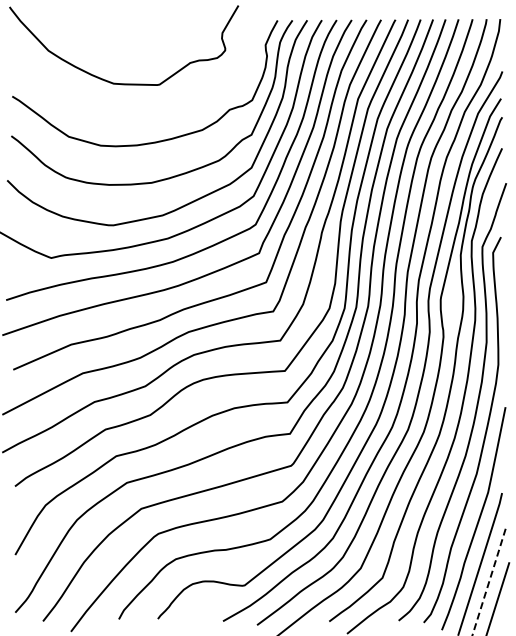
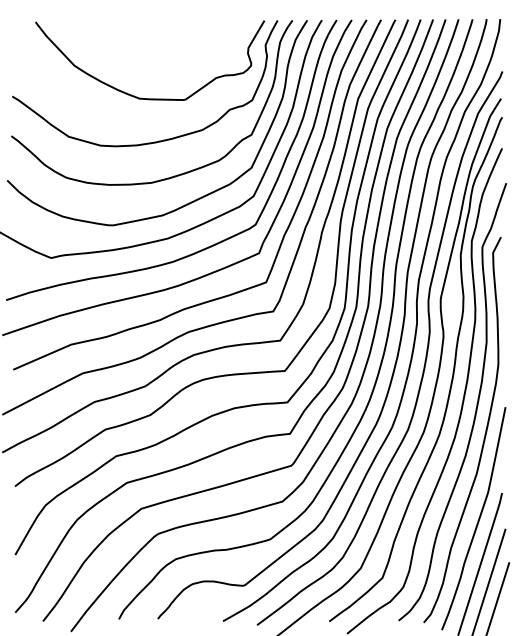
curve position: (124, 83) -> (150, 98) (150, 98)
line: dashed -> solid (489, 581)
